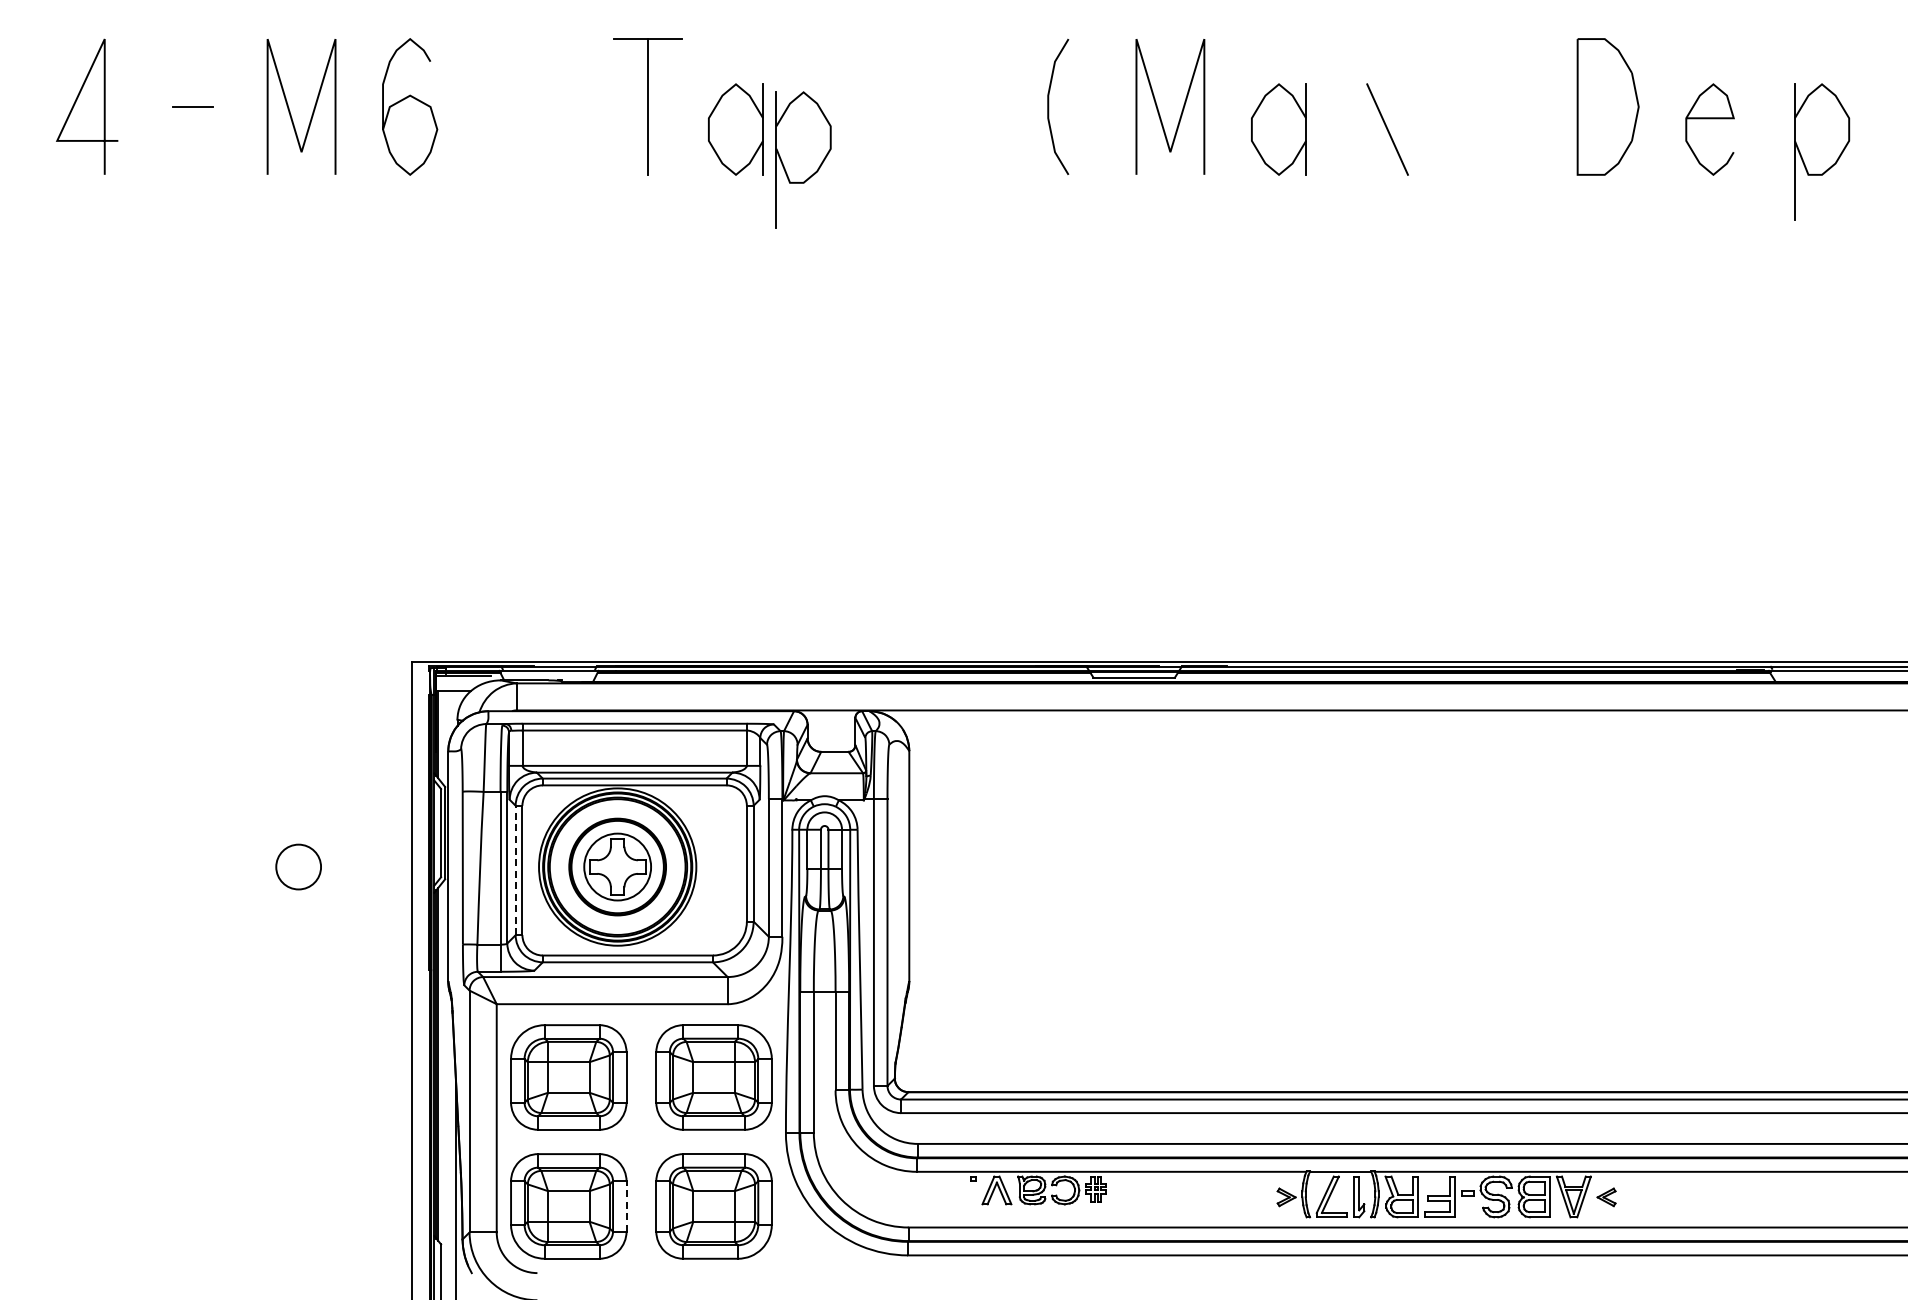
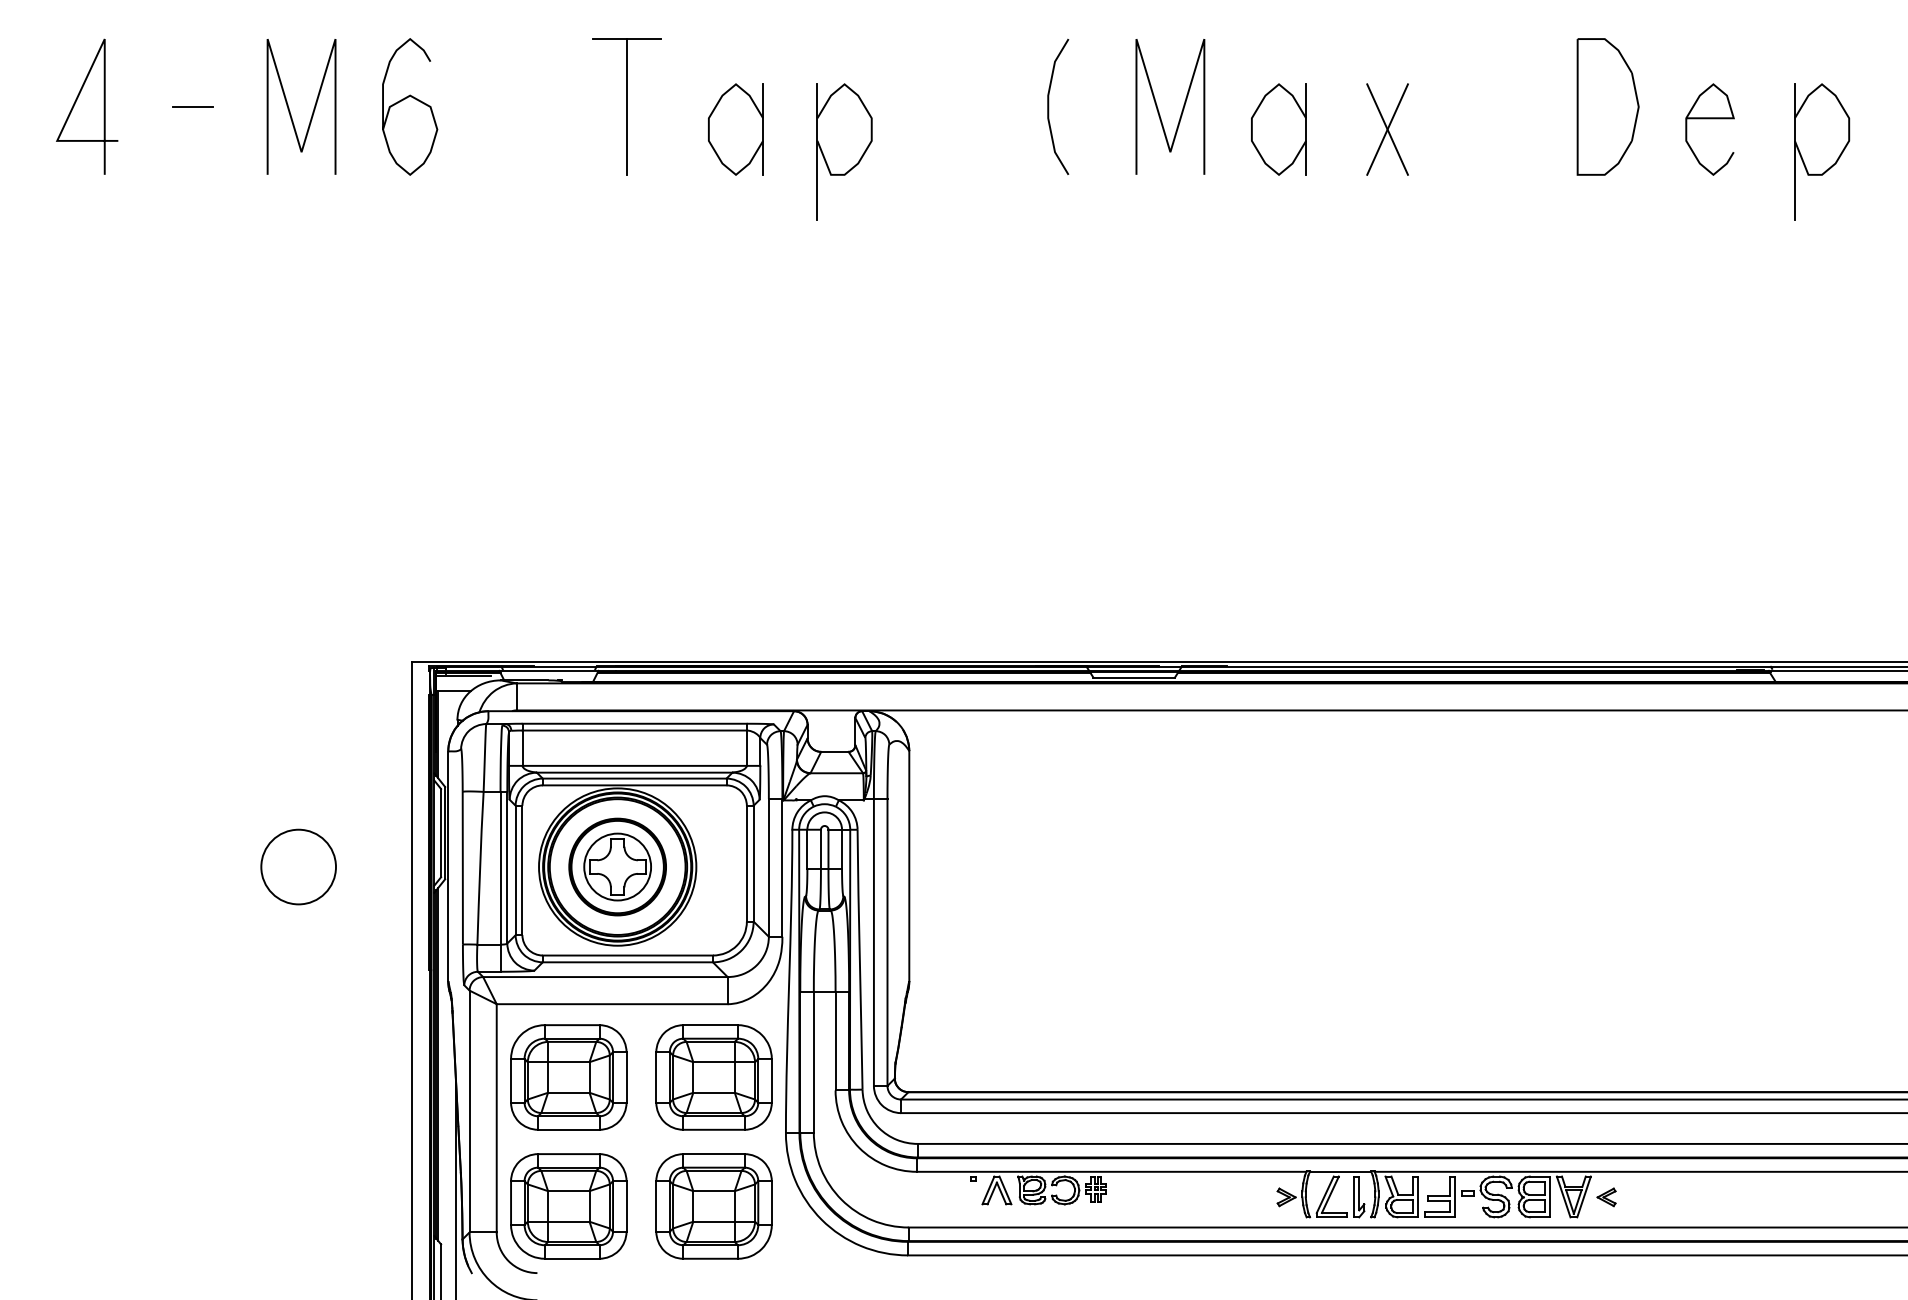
part position: (647, 106) -> (626, 106) (626, 106)
line: none -> present (1387, 129)
part position: (803, 159) -> (844, 151) (844, 151)
circle diameter: 45 px -> 75 px (298, 866)
line: dashed -> solid (515, 870)
line: dashed -> solid (626, 1205)
